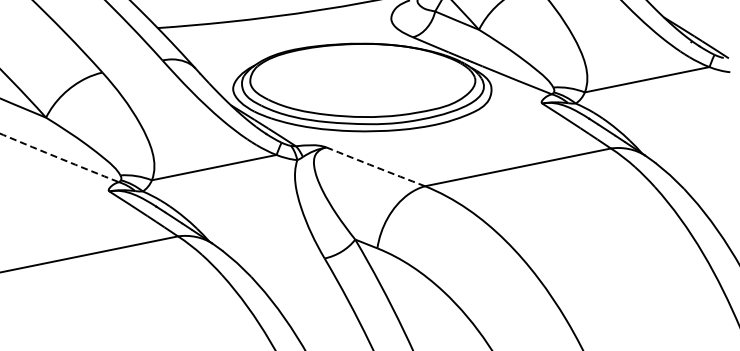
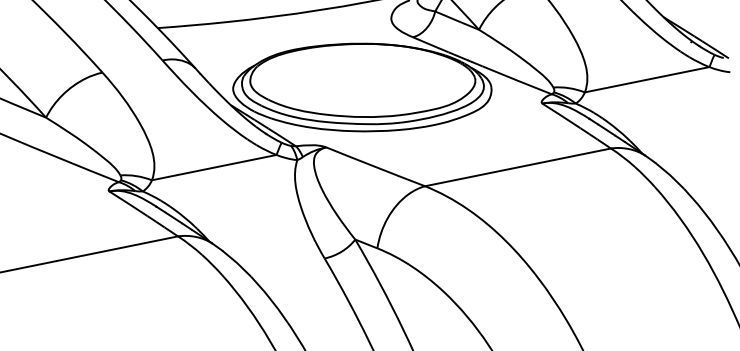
arc: dashed -> solid (60, 158)
arc: dashed -> solid (375, 167)
